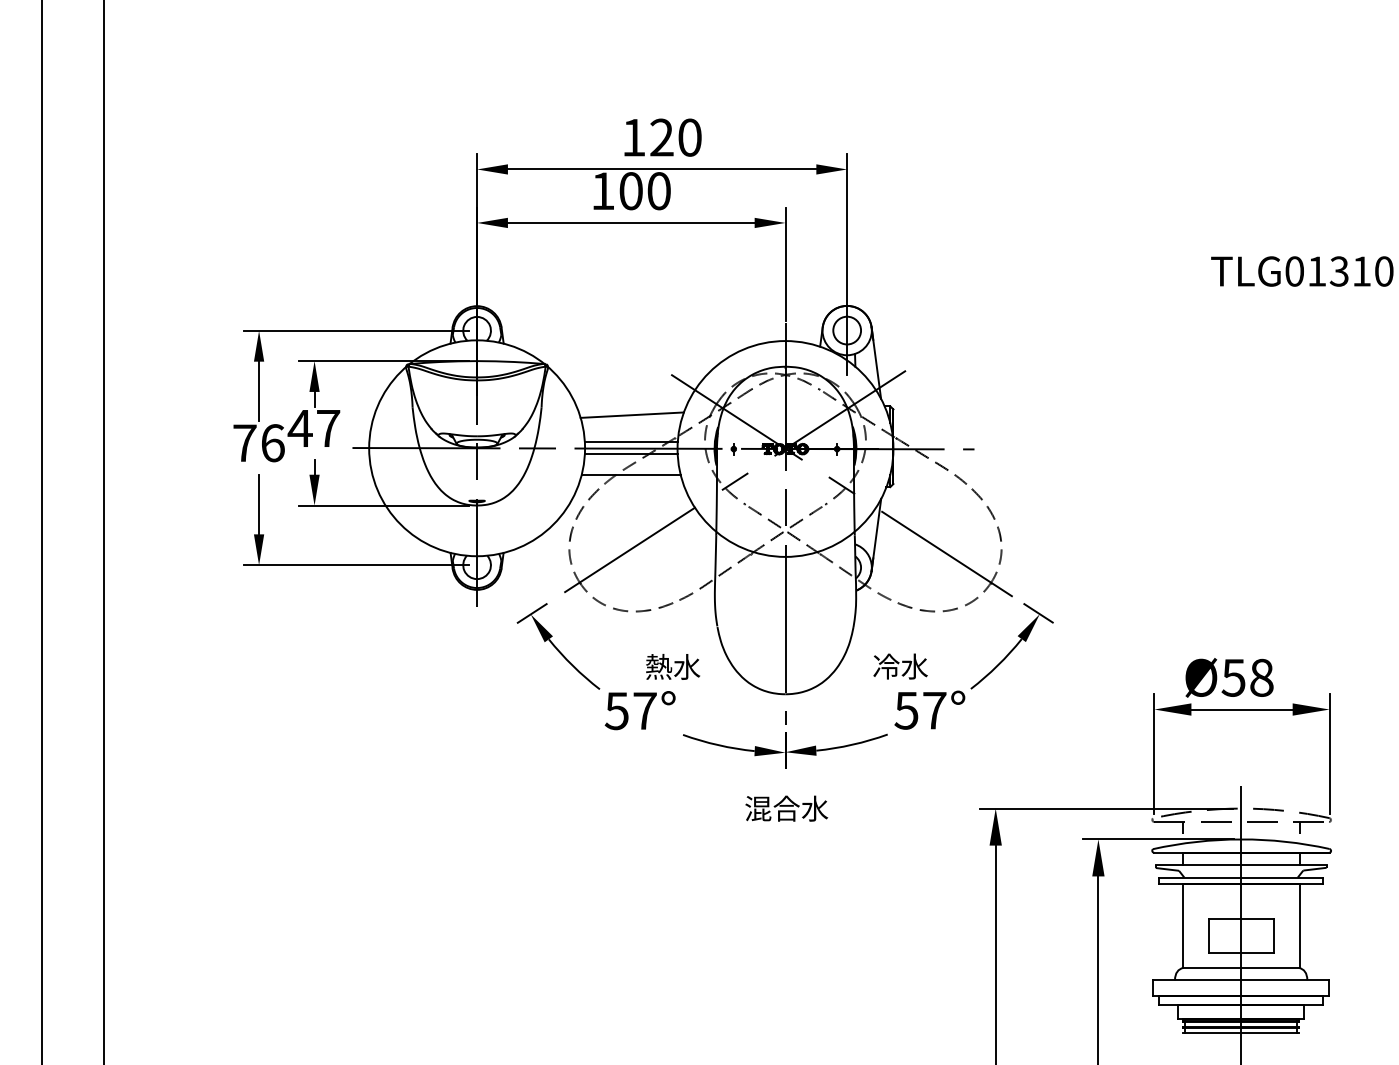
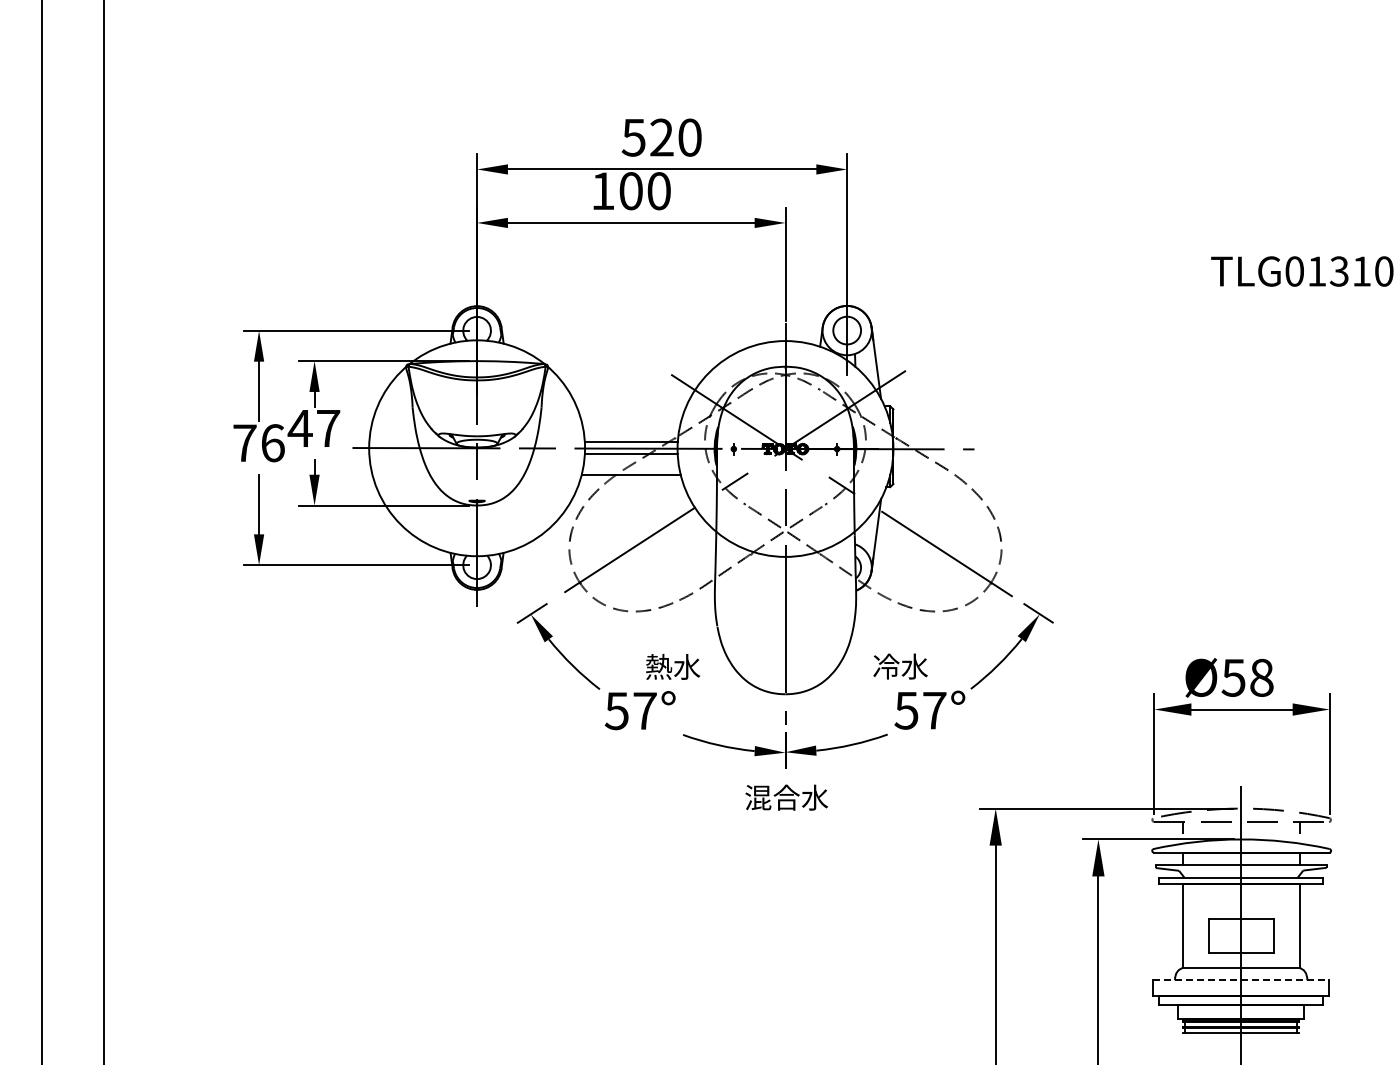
text: 120 -> 520 (633, 137)
line: present -> none (631, 414)
text position: (786, 808) -> (786, 797) (786, 797)
line: solid -> dashed (1241, 980)
